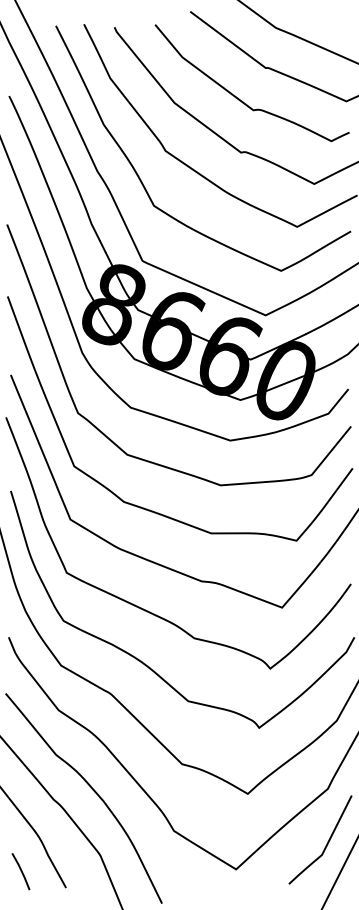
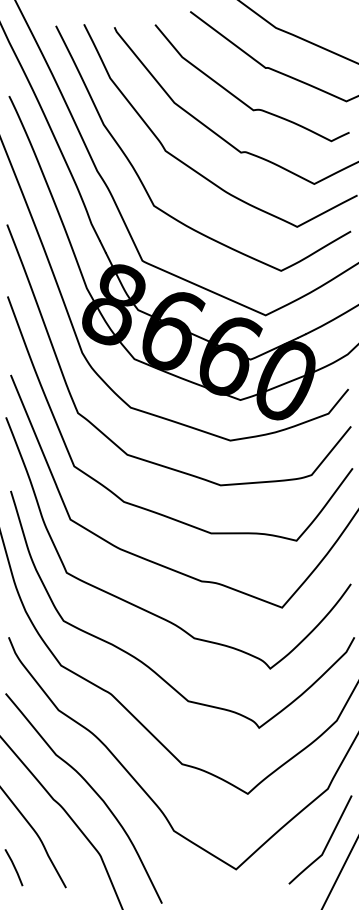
line position: (20, 871) -> (13, 867) (13, 867)
